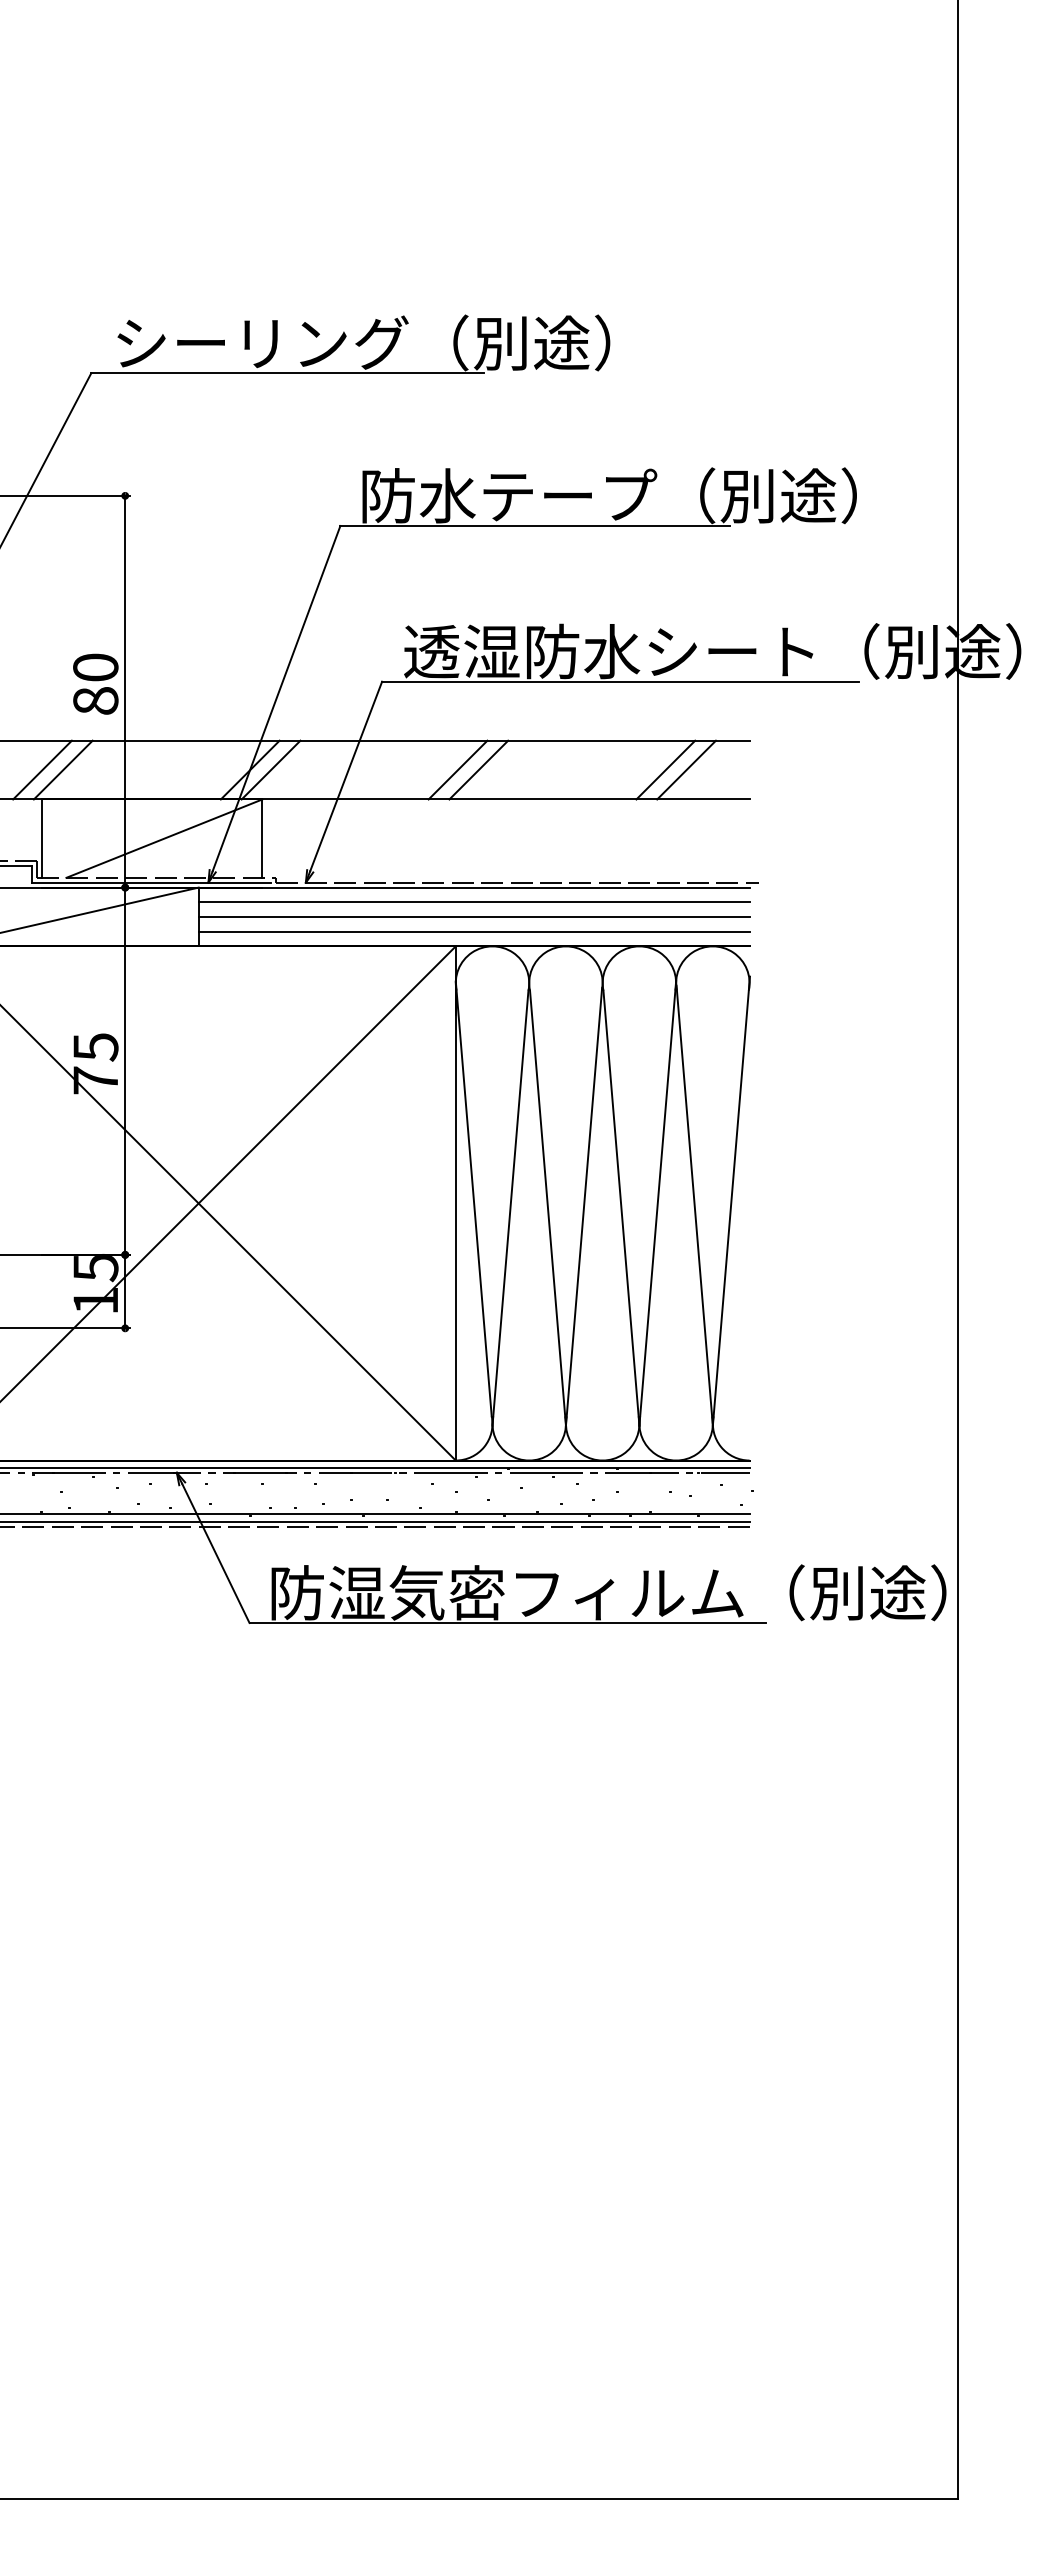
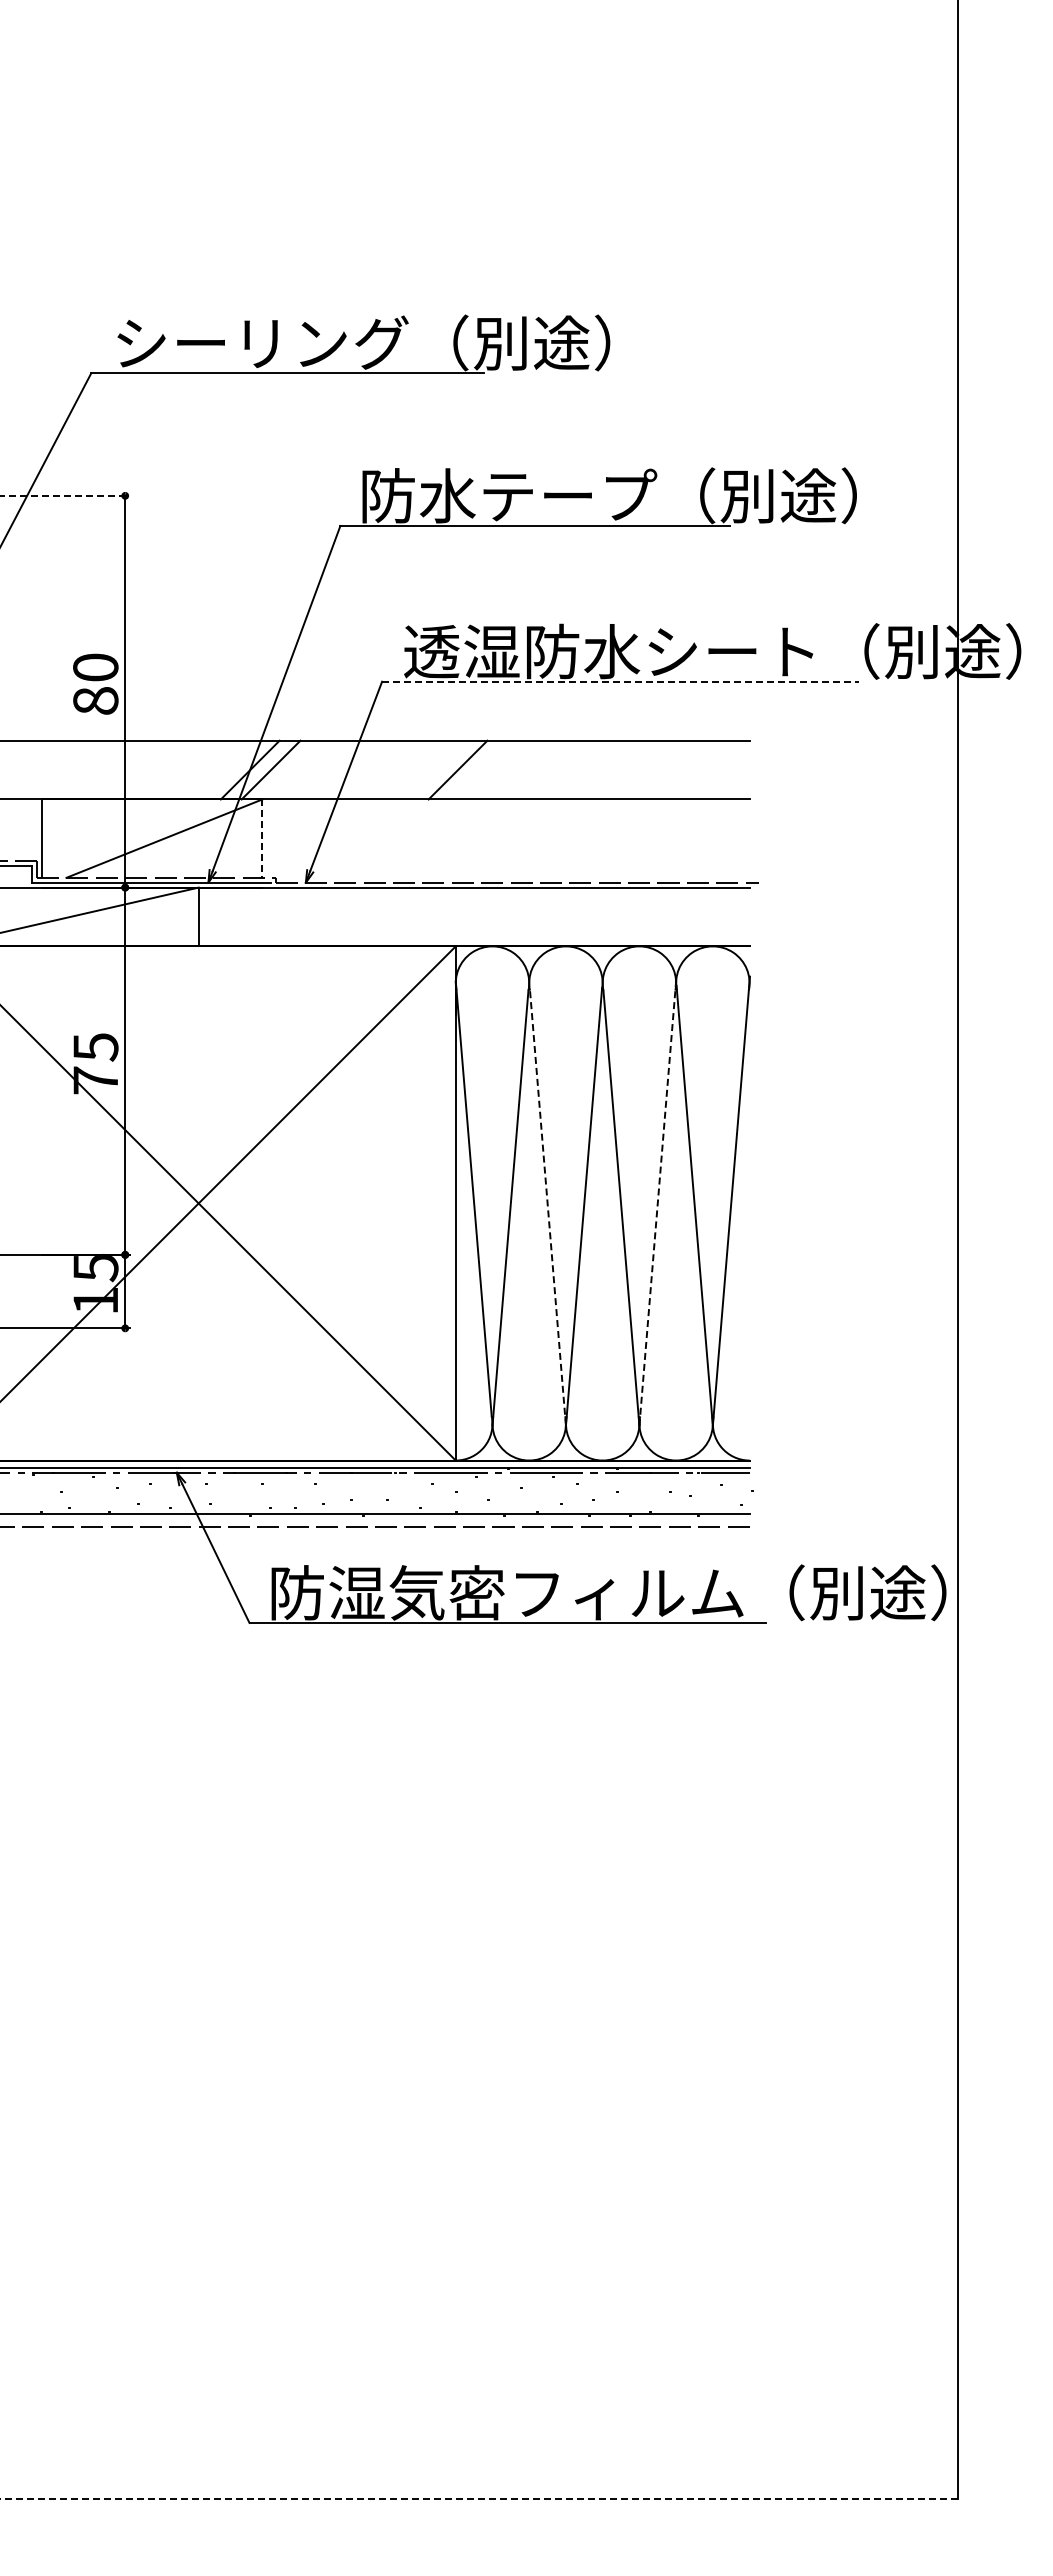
line: solid -> dashed (65, 495)
line: solid -> dashed (621, 681)
line: present -> none (42, 769)
line: present -> none (62, 769)
line: present -> none (478, 769)
line: present -> none (665, 769)
line: present -> none (686, 769)
line: solid -> dashed (262, 839)
line: present -> none (473, 902)
line: present -> none (473, 917)
line: present -> none (473, 931)
line: solid -> dashed (657, 1202)
line: solid -> dashed (547, 1207)
line: present -> none (375, 1521)
line: solid -> dashed (478, 2498)
